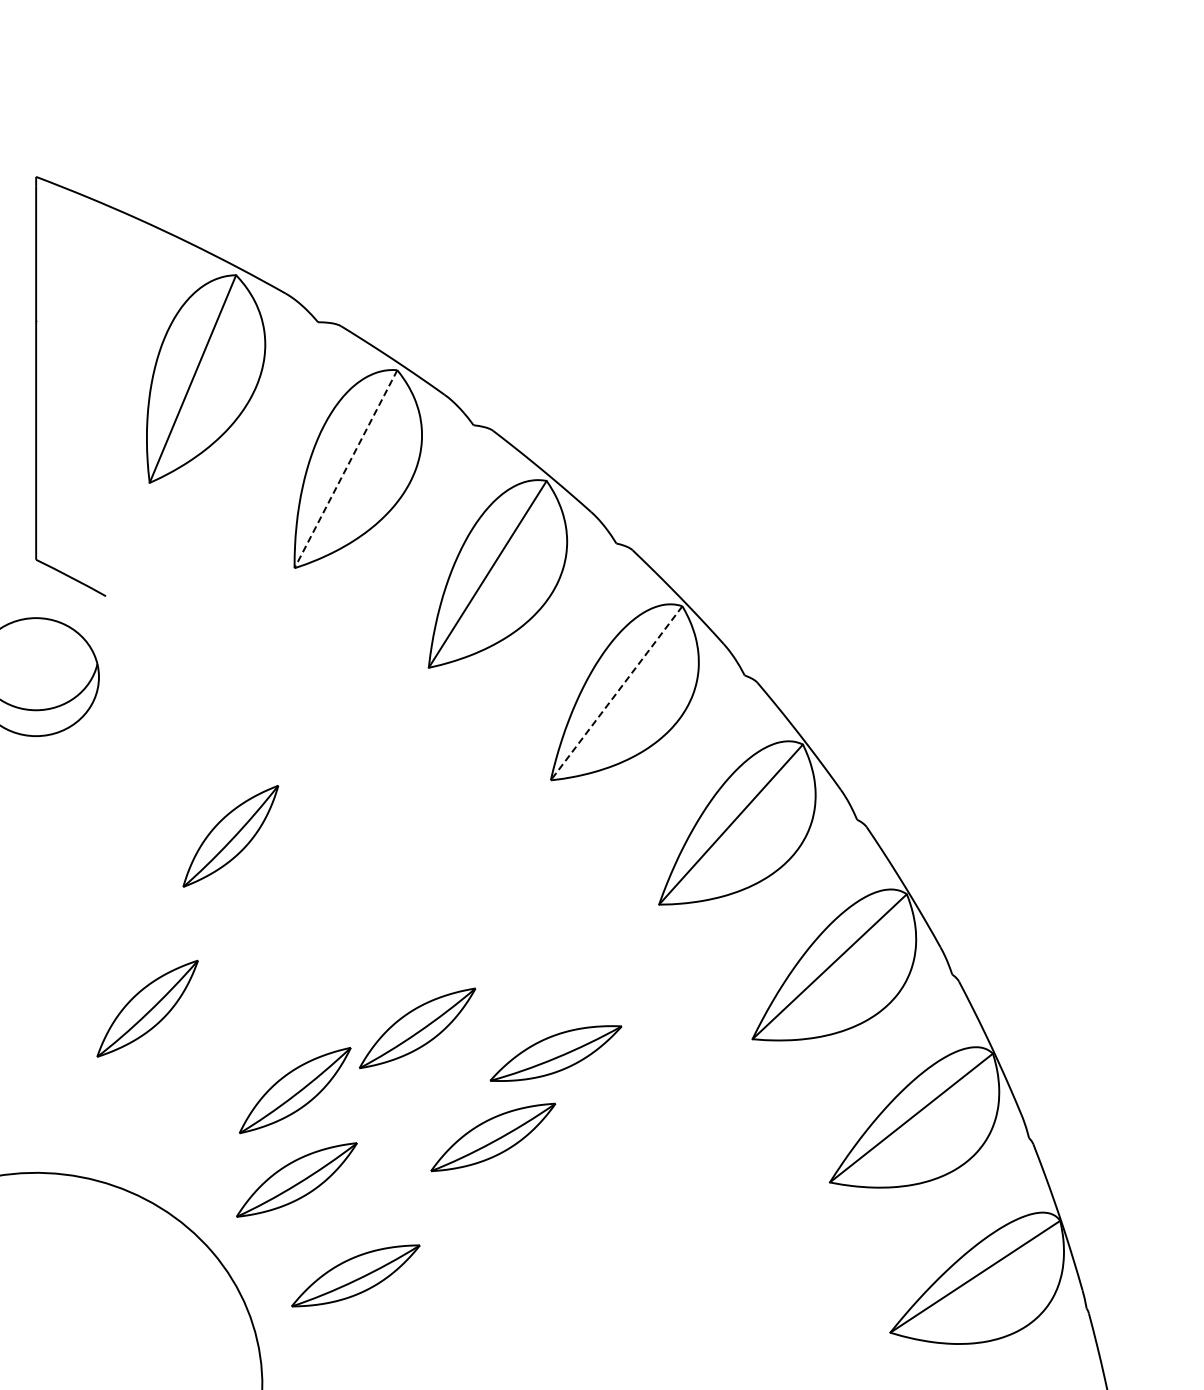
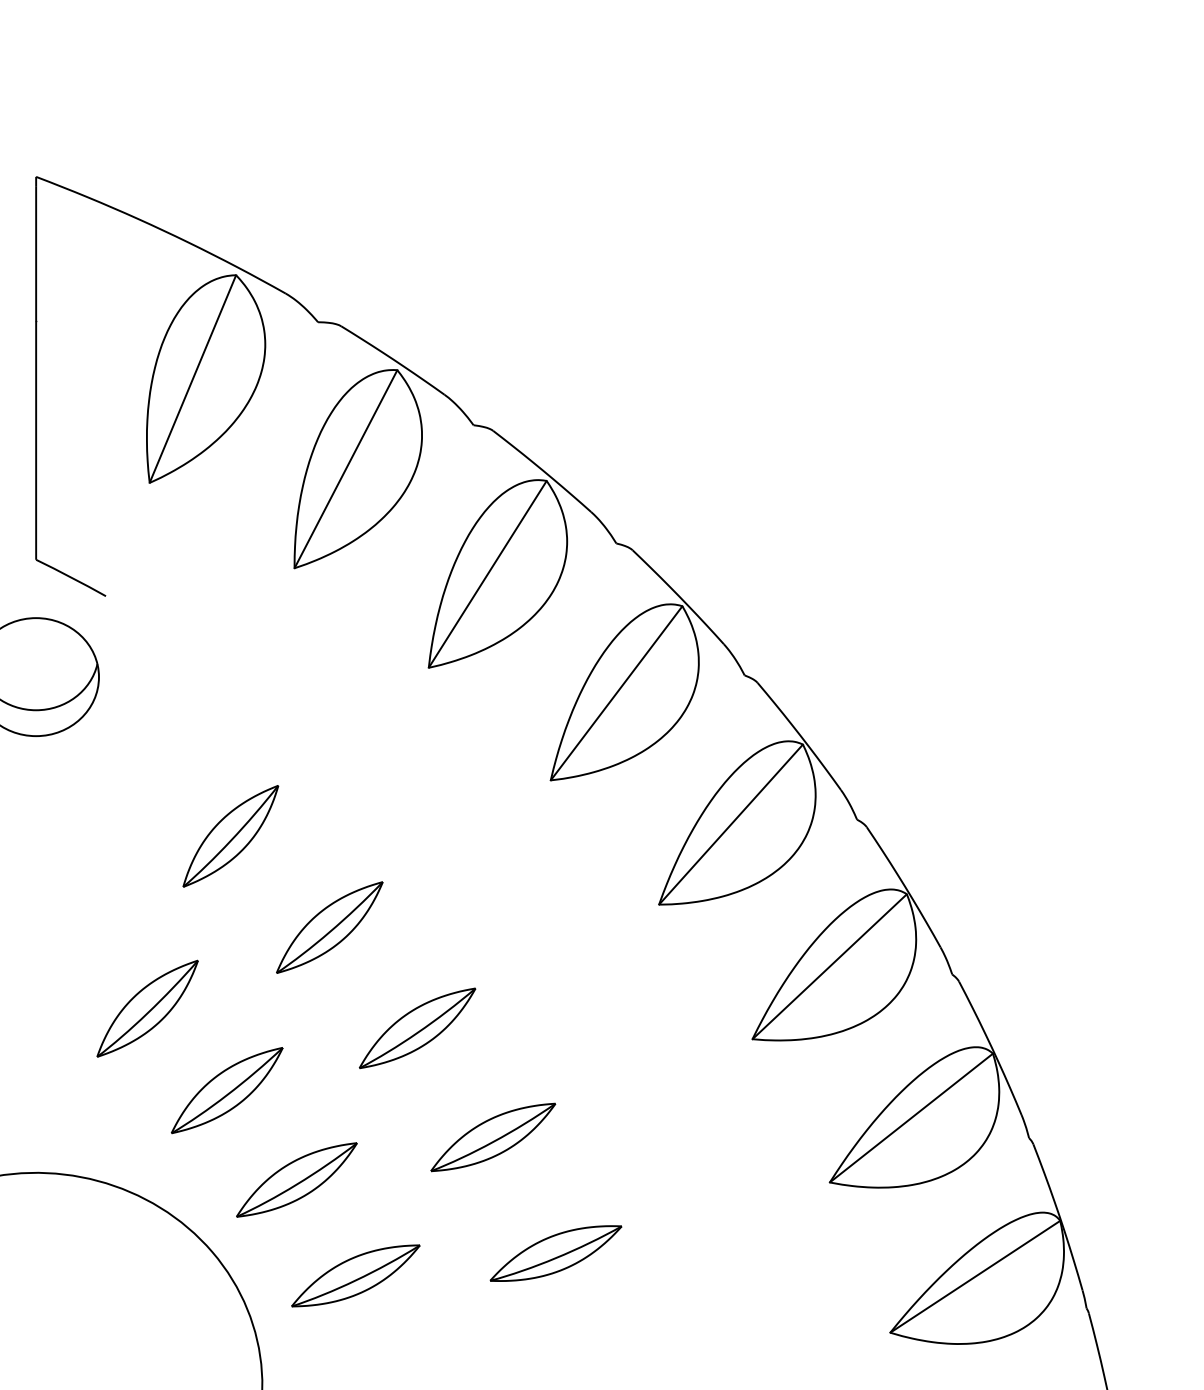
line: dashed -> solid (345, 469)
line: dashed -> solid (616, 693)
part: none -> present (329, 927)
part position: (555, 1053) -> (555, 1253) (555, 1253)
part position: (294, 1090) -> (226, 1090) (226, 1090)
